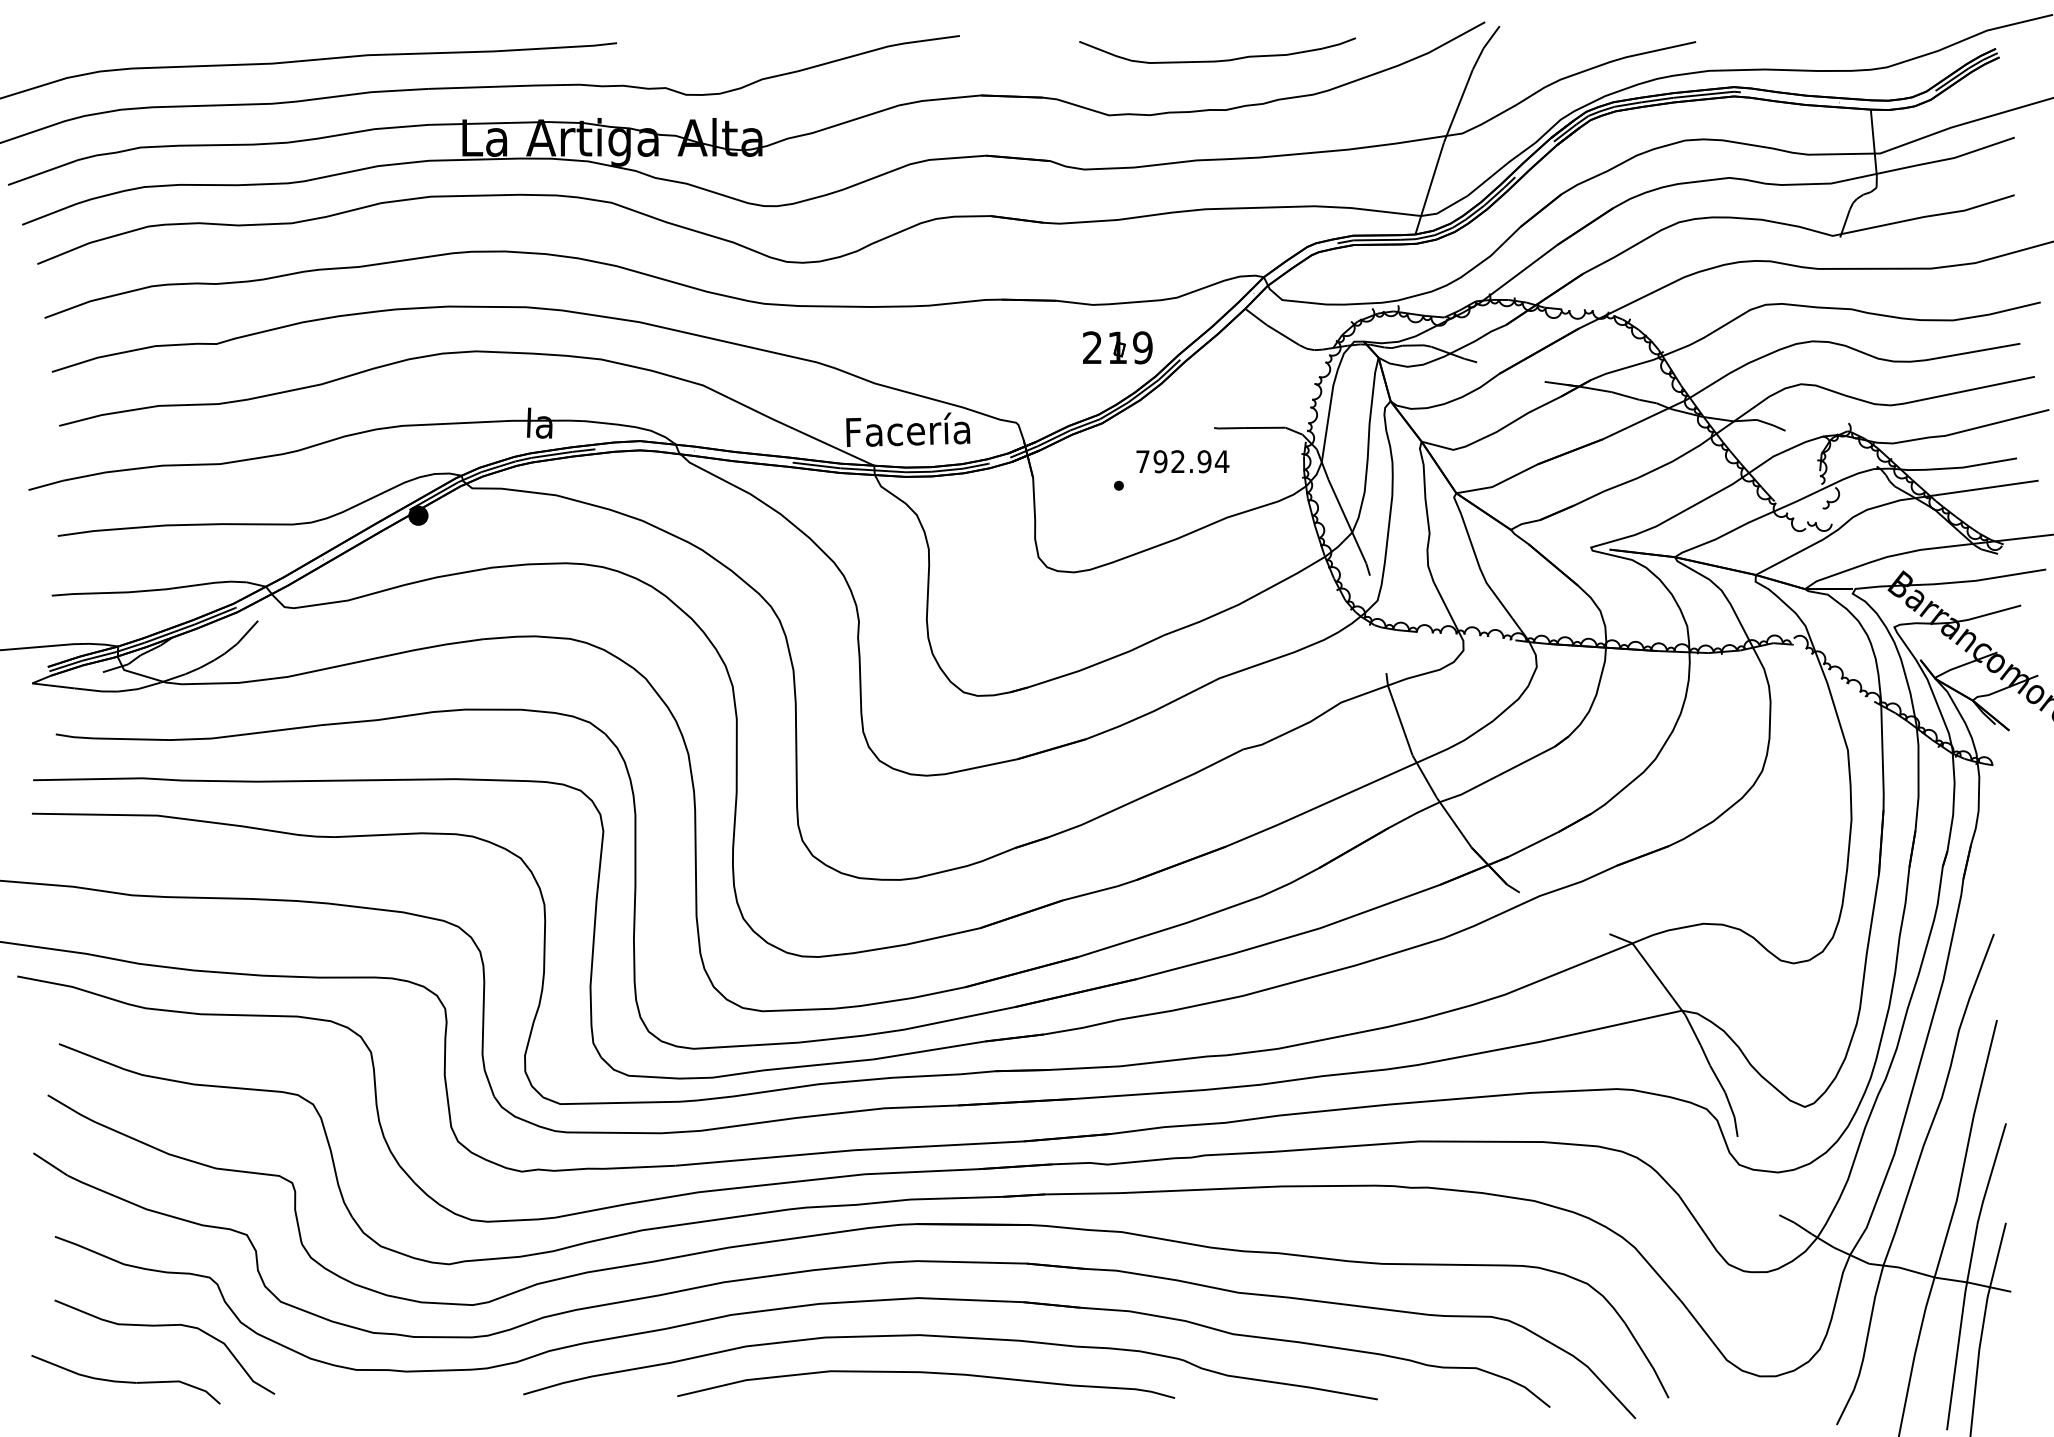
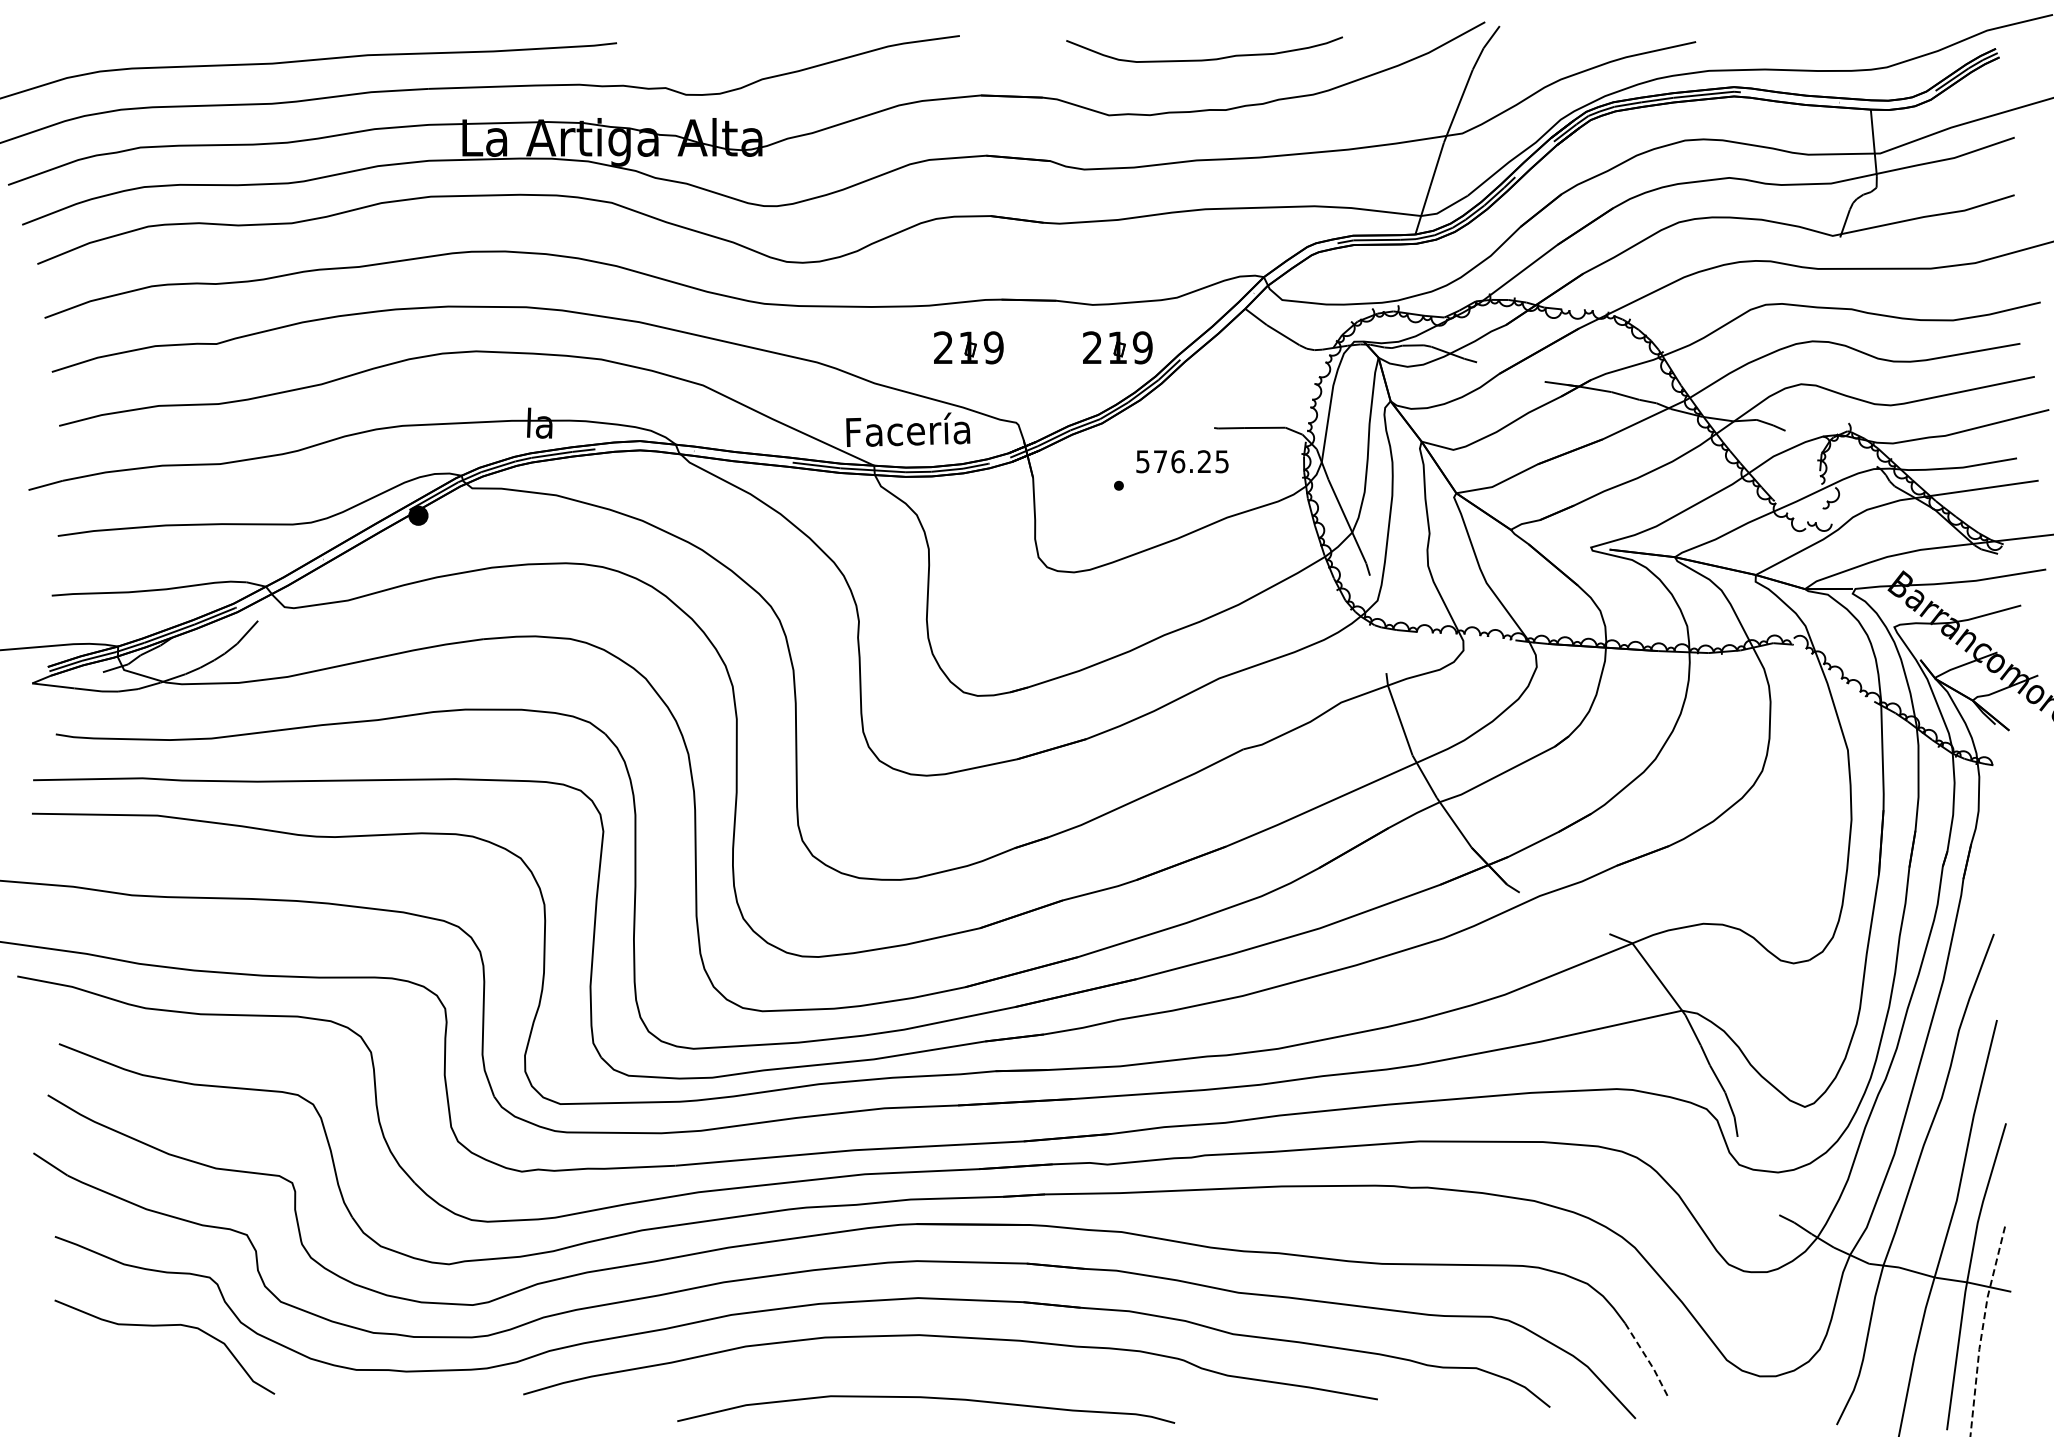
curve position: (1217, 60) -> (1204, 59) (1204, 59)
part: none -> present (968, 347)
text: 792.94 -> 576.25 (1182, 461)
line: solid -> dashed (1982, 1328)
line: solid -> dashed (1648, 1360)
curve position: (926, 1373) -> (926, 1398) (926, 1398)
part: present -> none (125, 1379)
